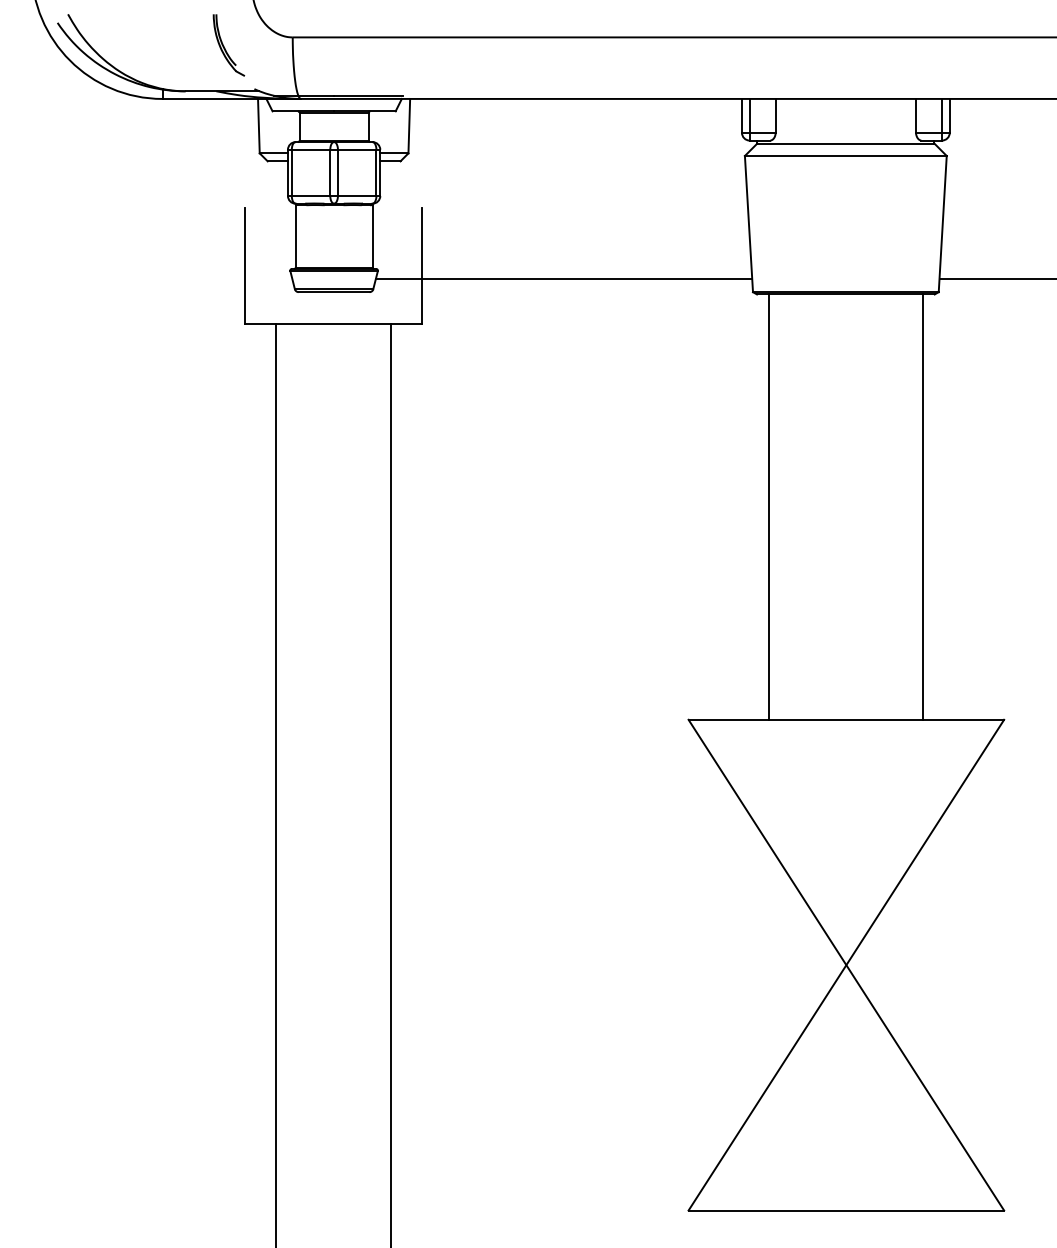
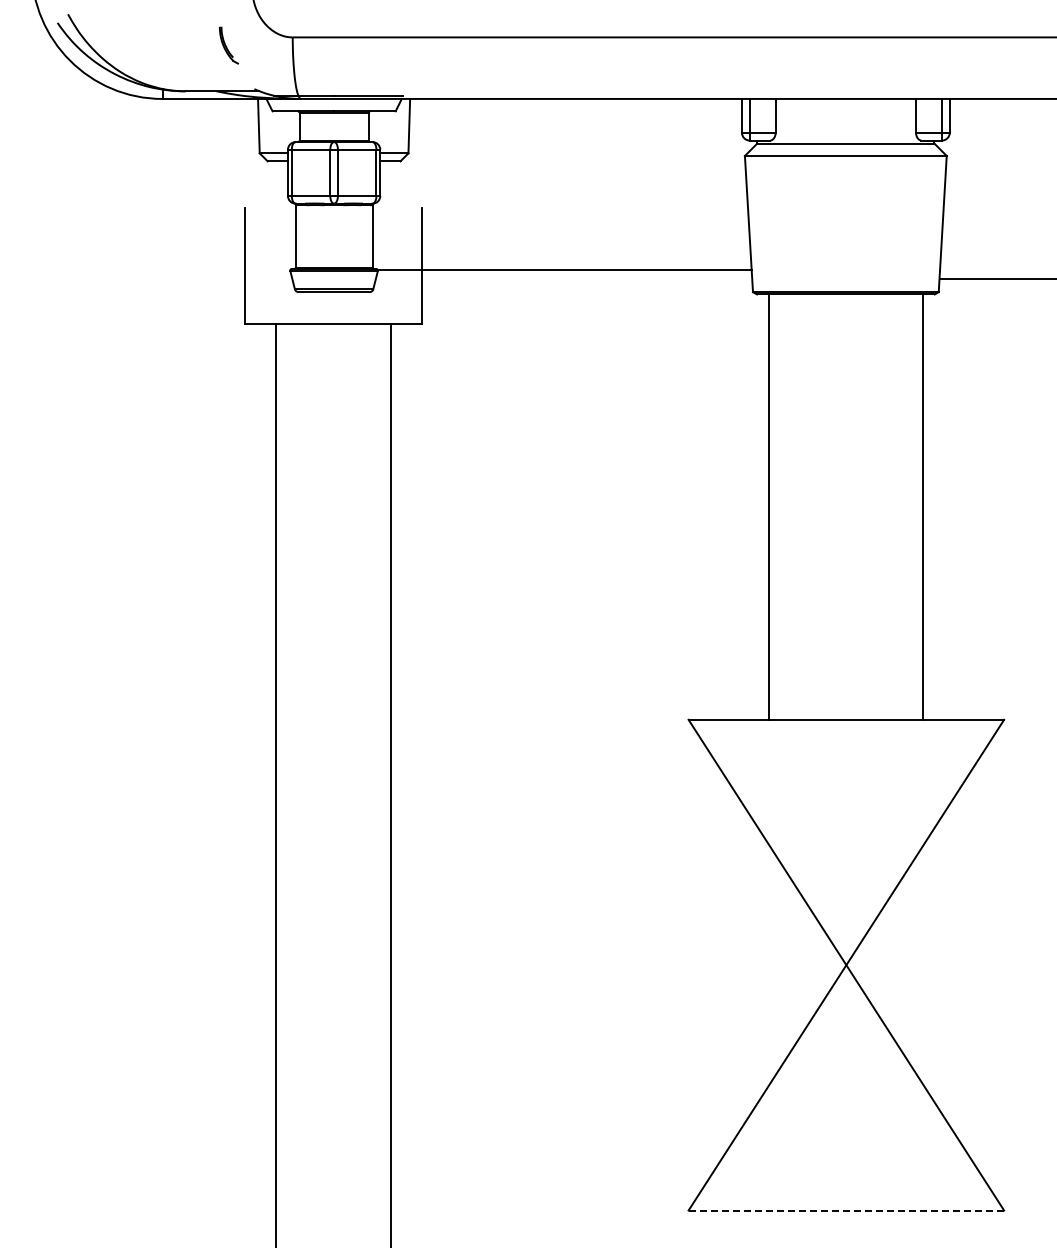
part size: 34x63 px -> 21x39 px (229, 45)
line position: (563, 279) -> (563, 270) (563, 270)
line: solid -> dashed (846, 1210)
